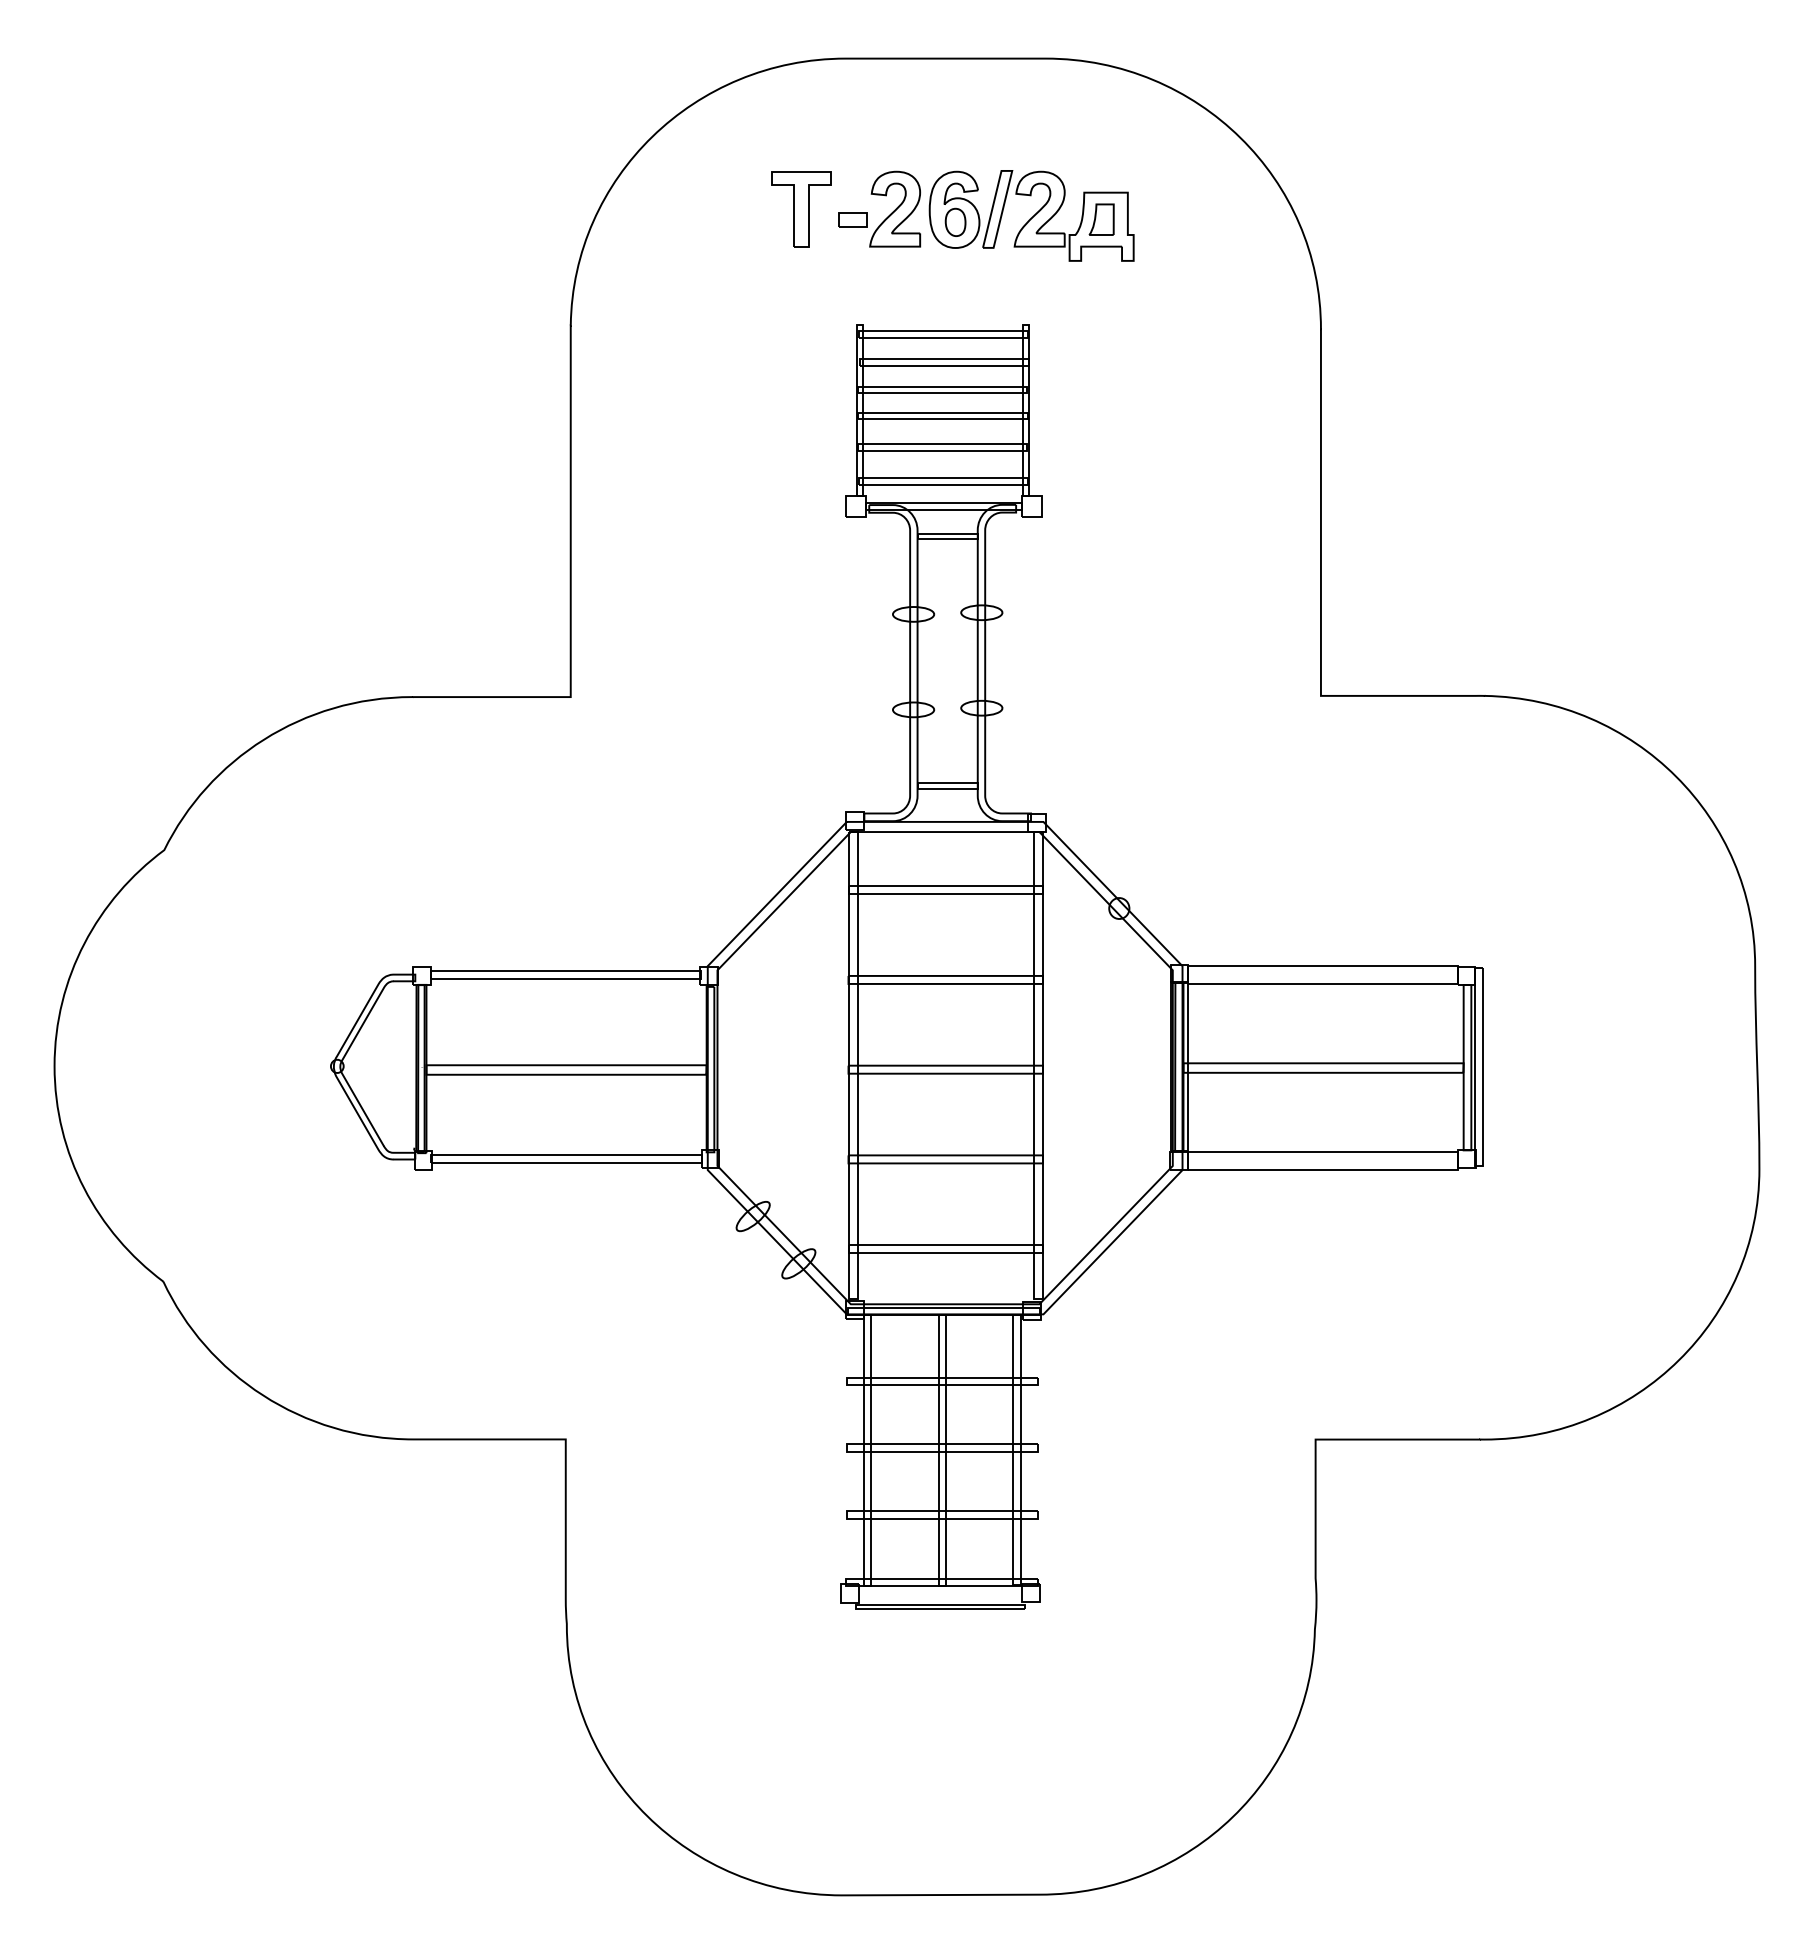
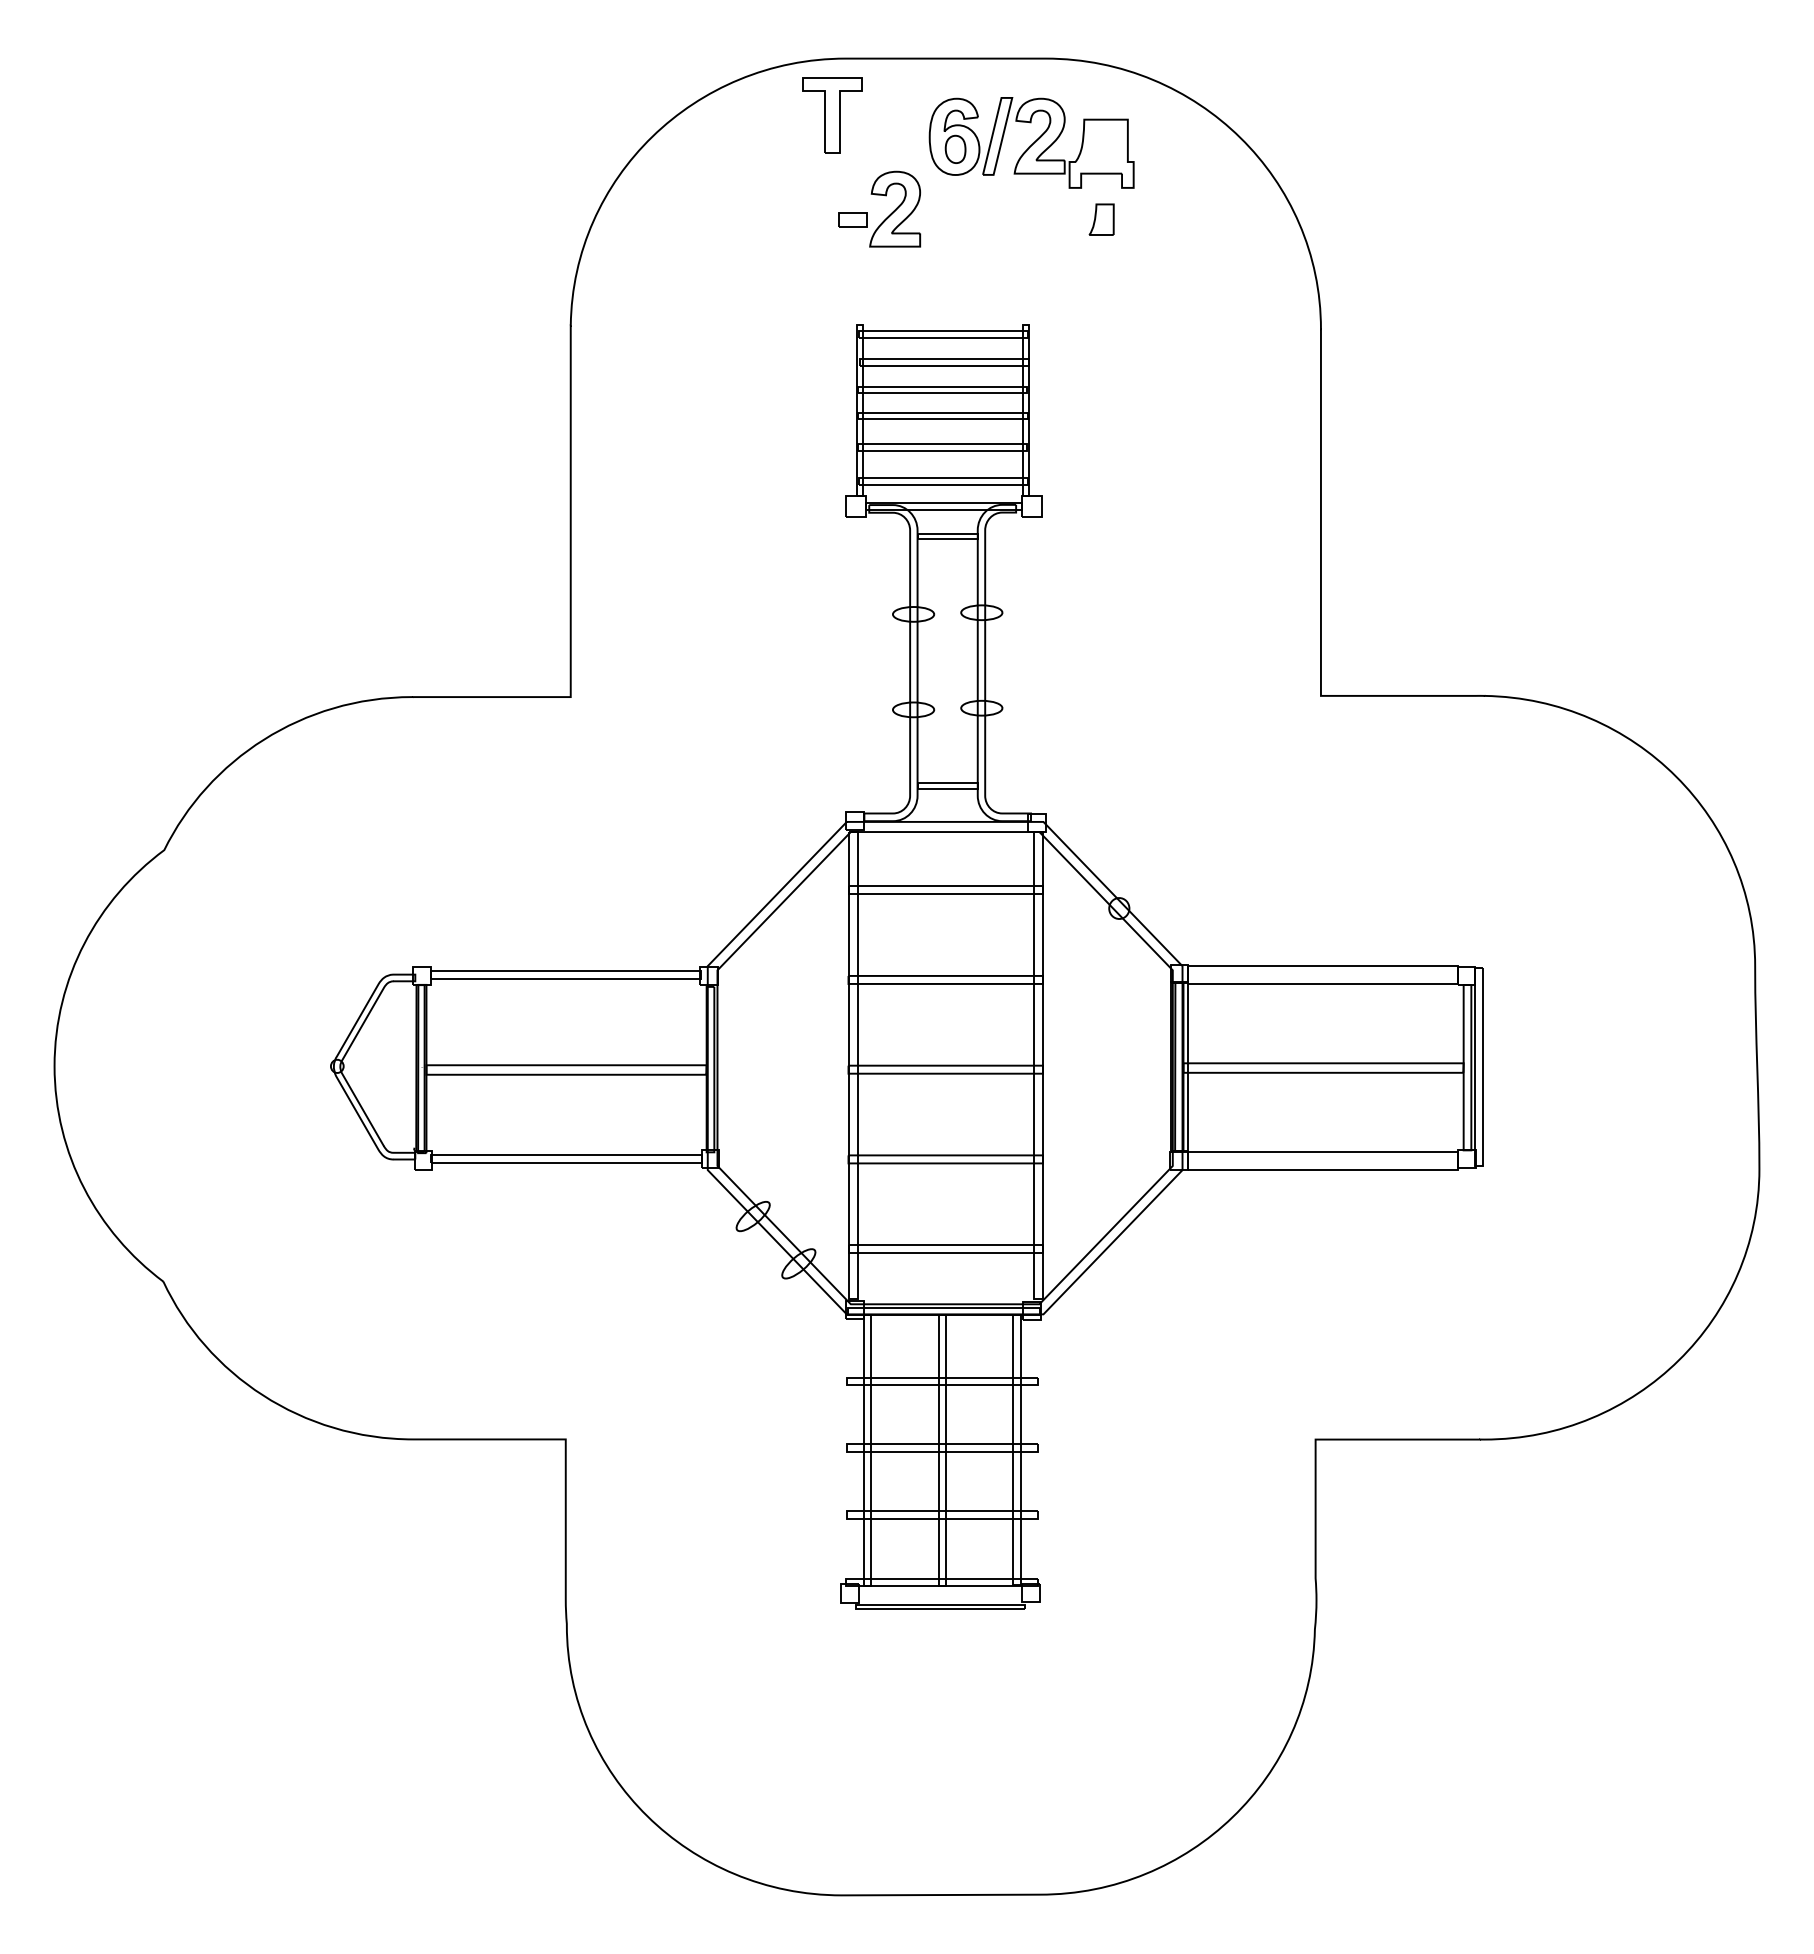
part position: (801, 209) -> (832, 115) (832, 115)
part position: (1031, 215) -> (1031, 142) (1031, 142)
